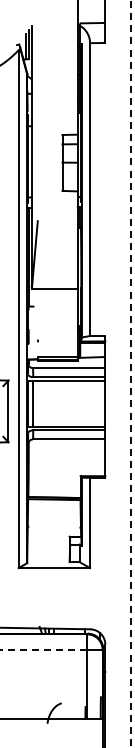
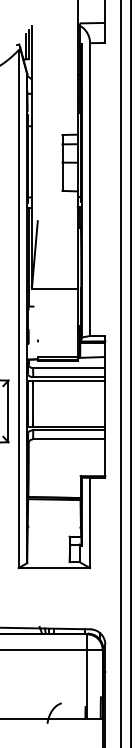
line: none -> present (120, 373)
line: dashed -> solid (130, 374)
line: dashed -> solid (43, 649)
